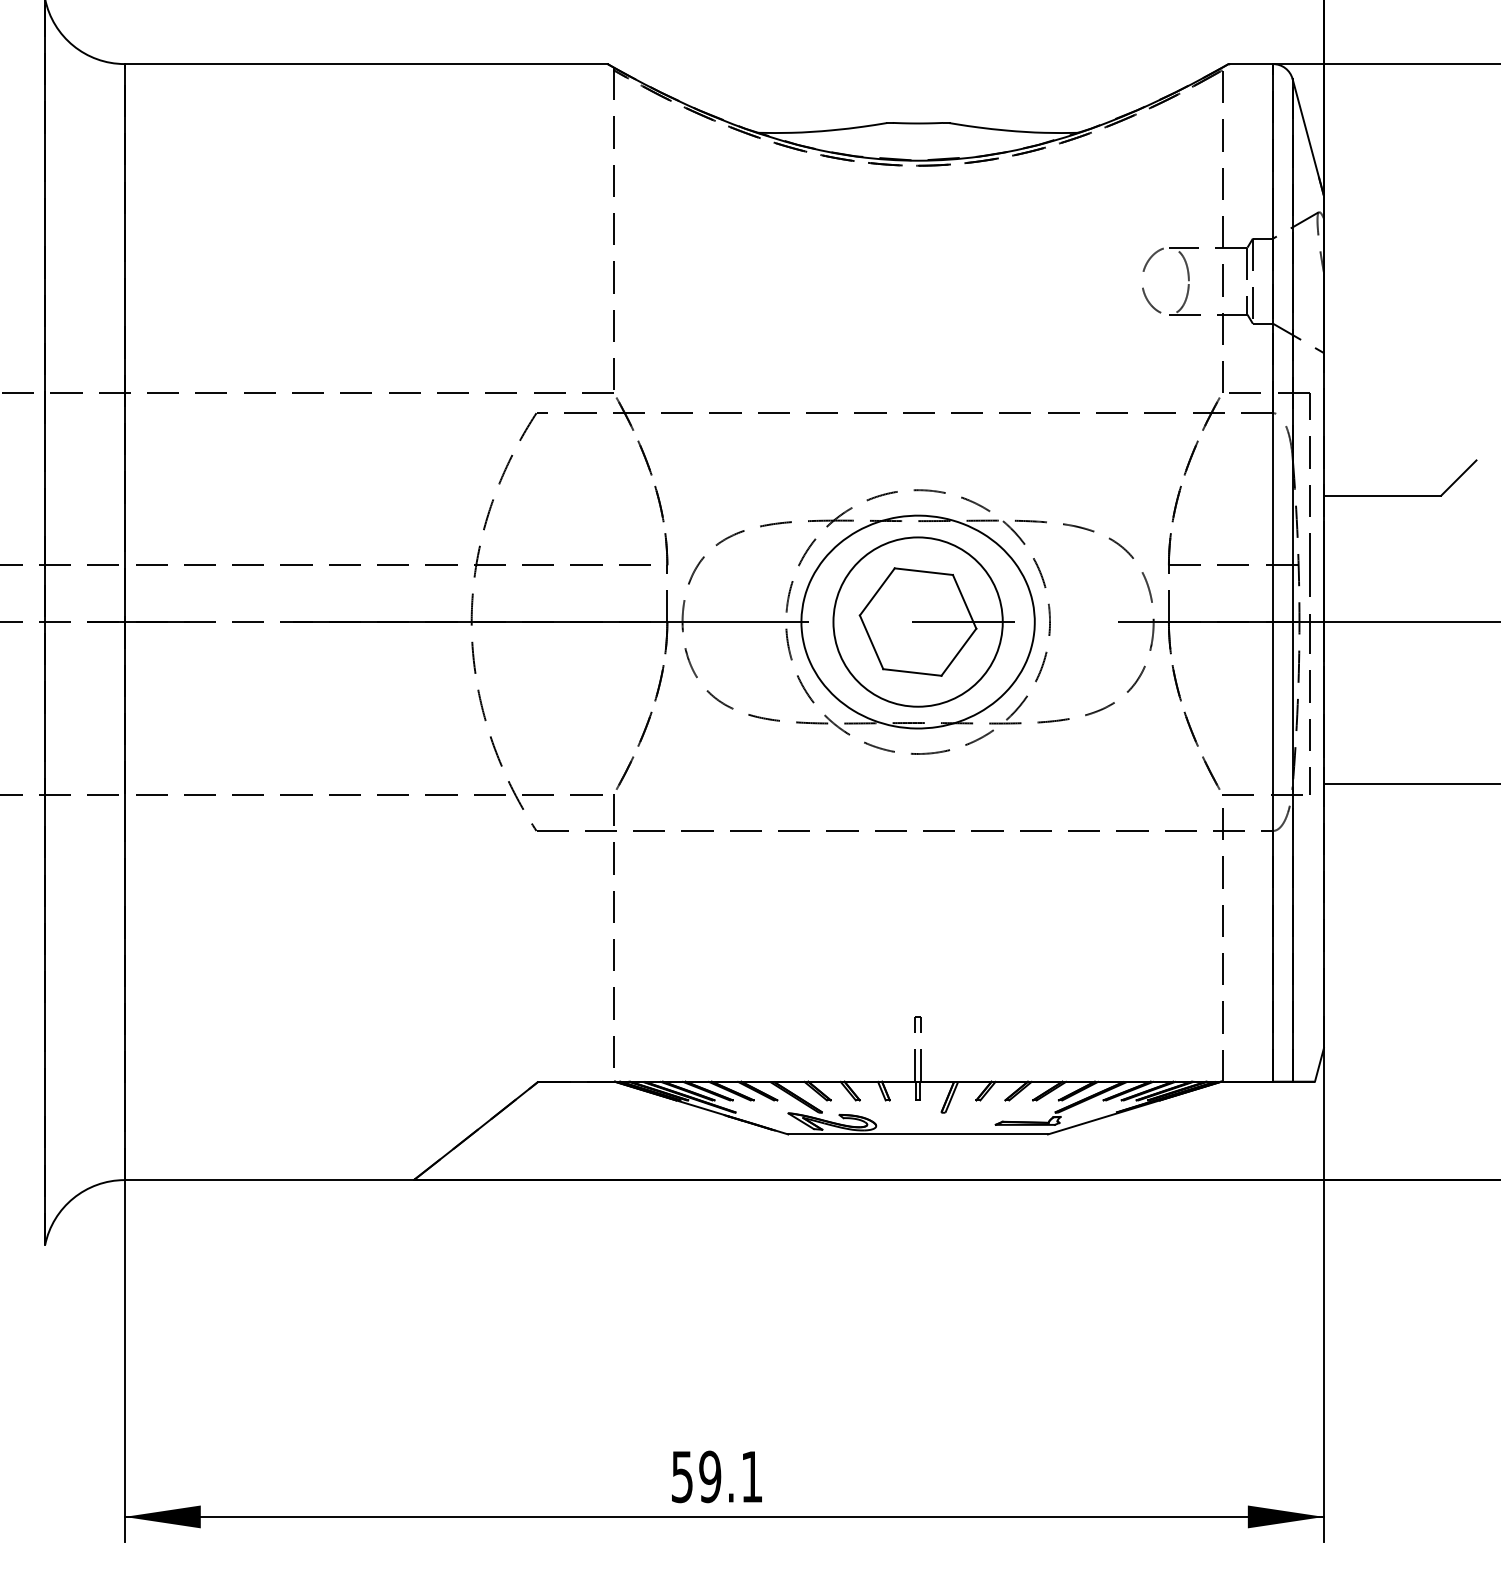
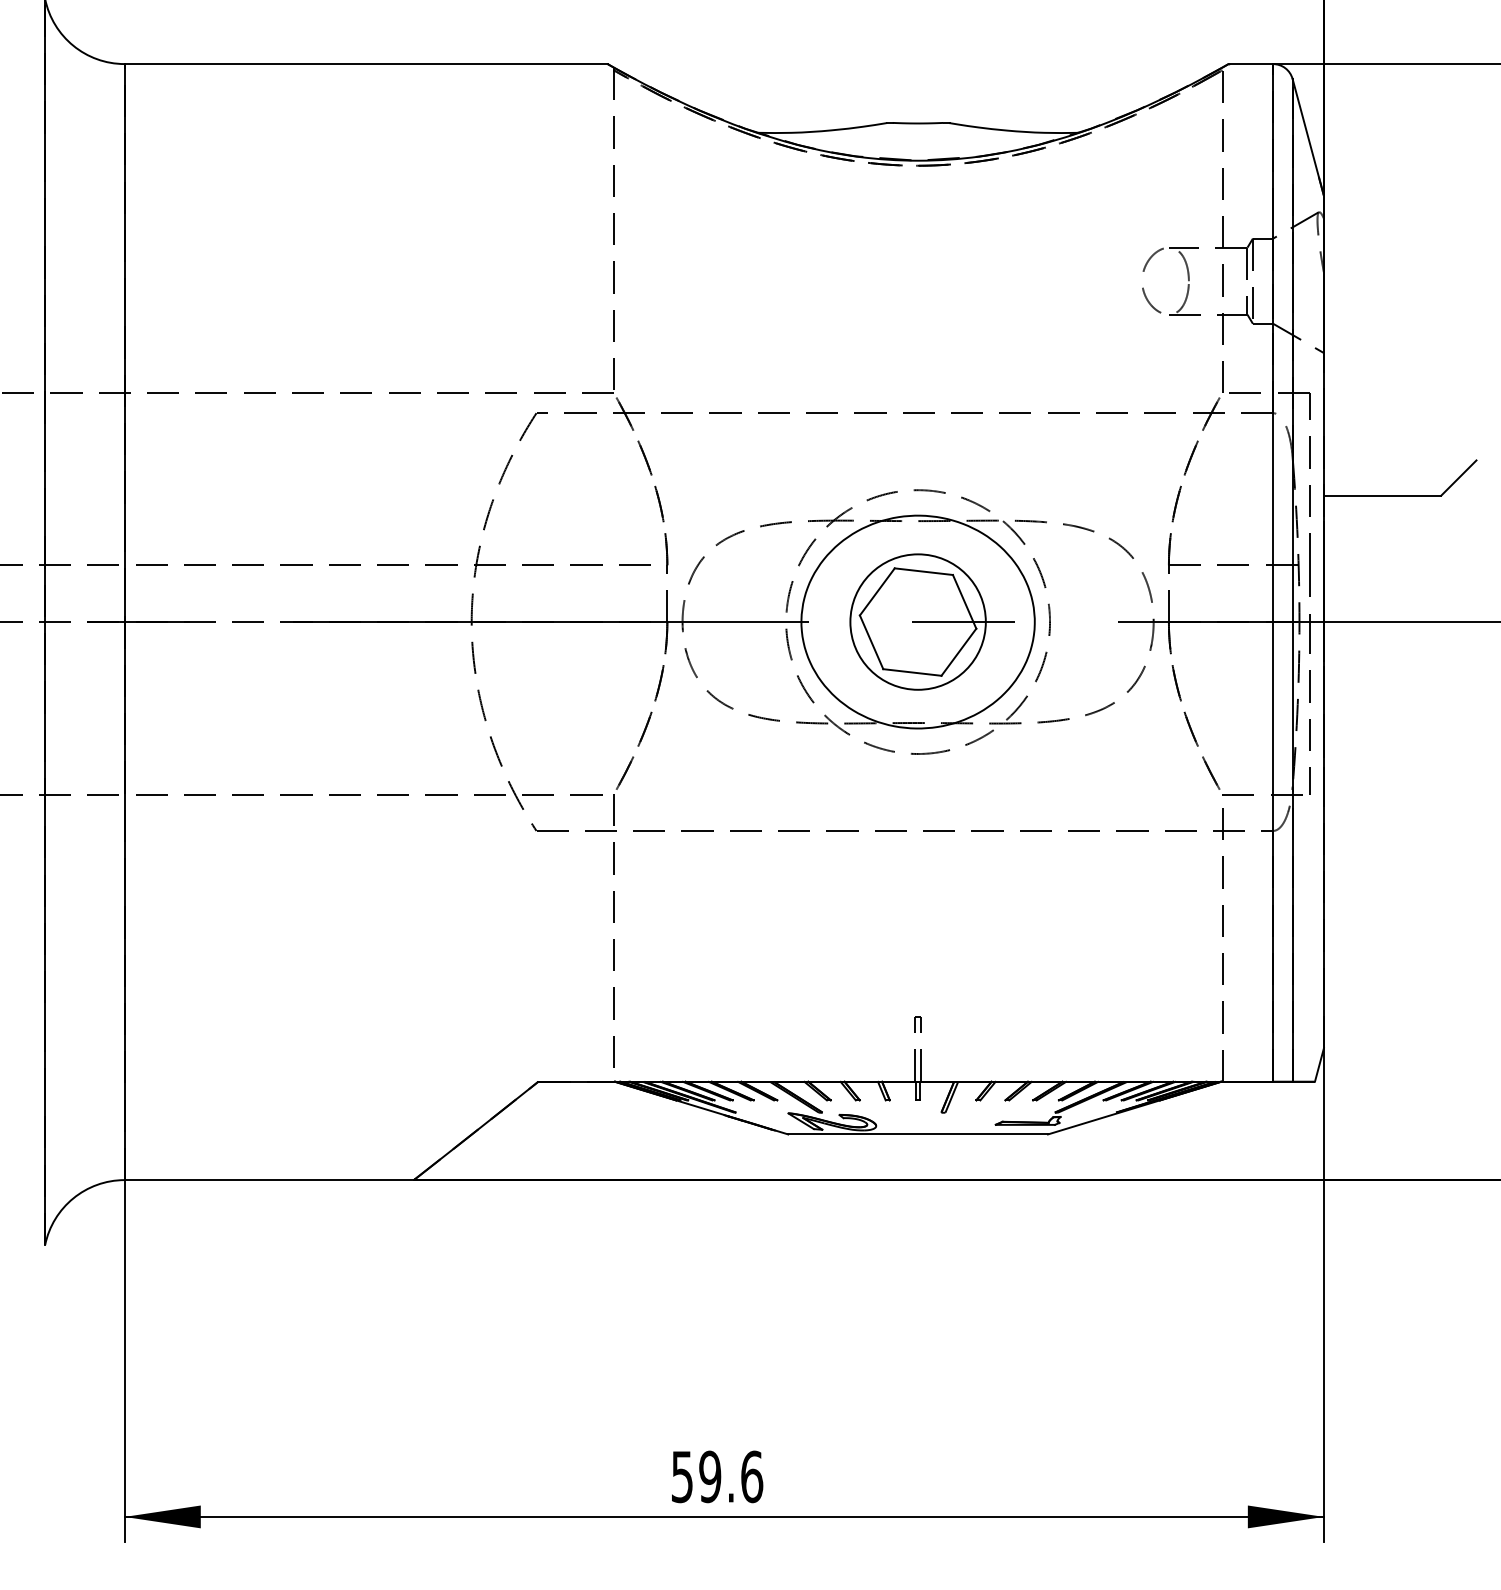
circle diameter: 169 px -> 135 px (917, 621)
line: present -> none (1410, 784)
text: 59.1 -> 59.6 (752, 1476)
